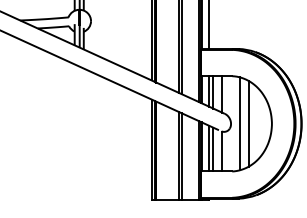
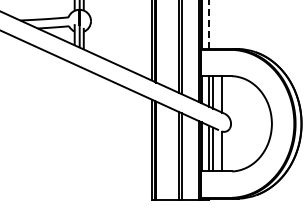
line: solid -> dashed (209, 24)
line: present -> none (239, 123)
line: present -> none (248, 123)
